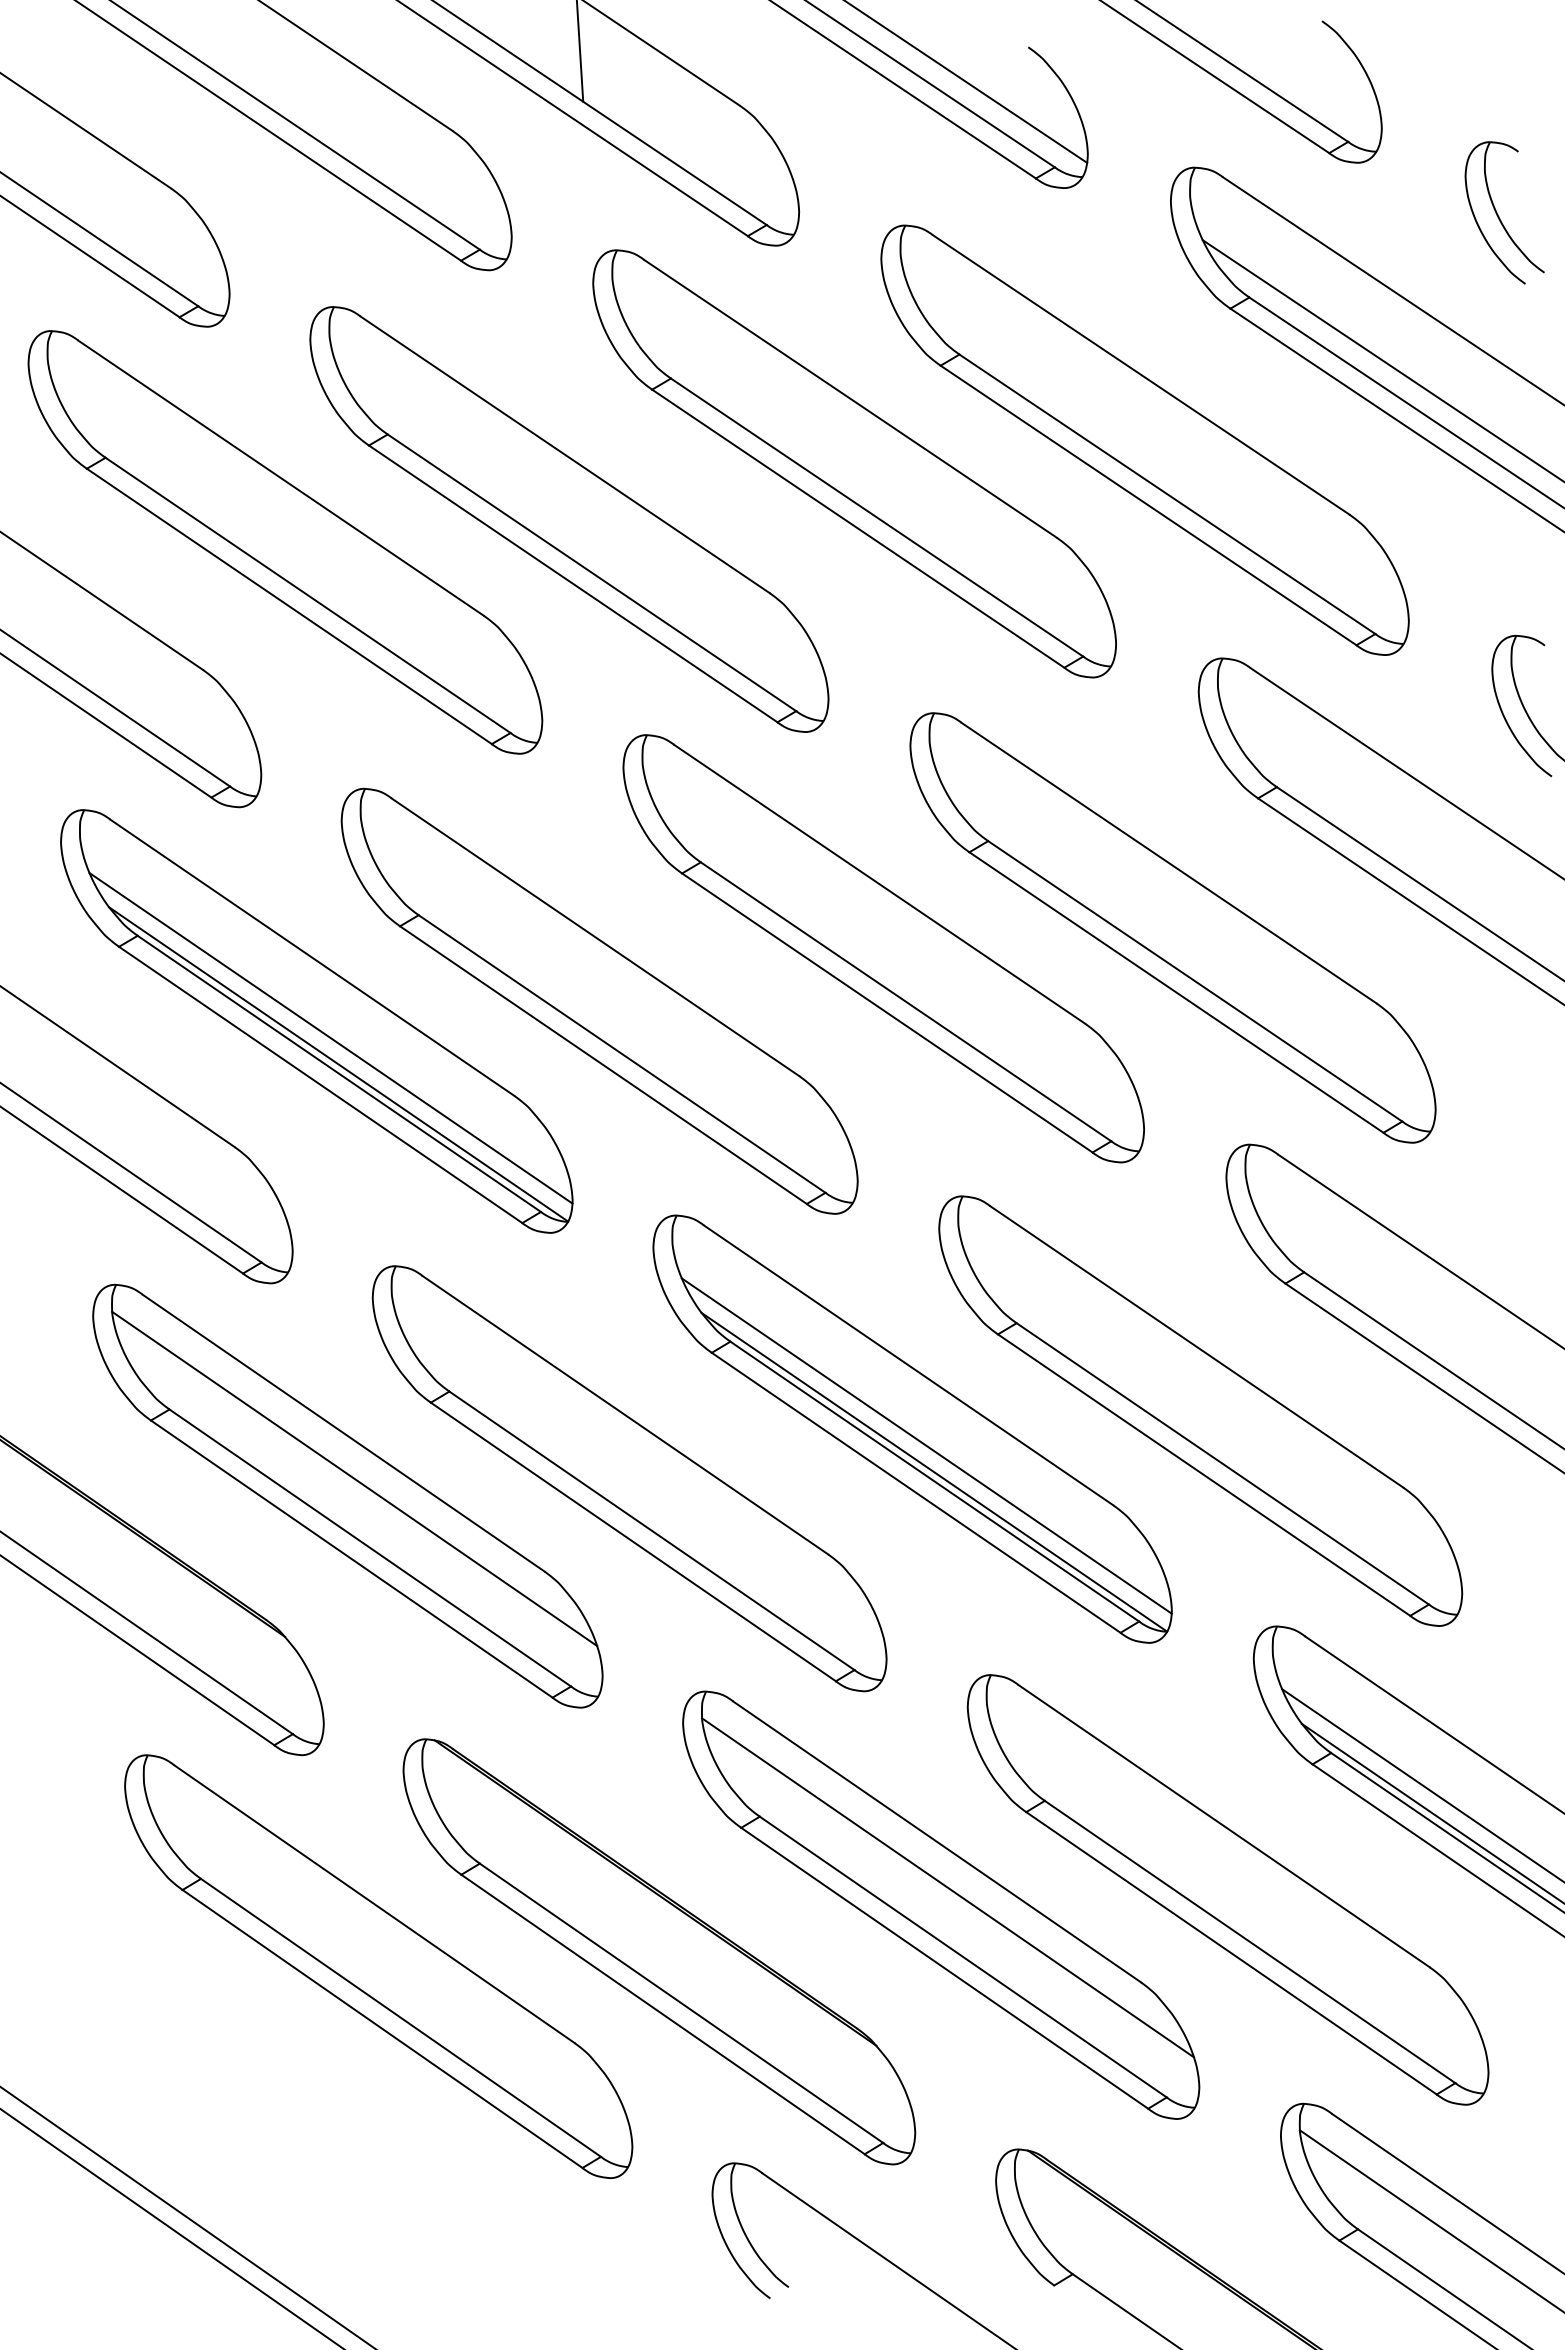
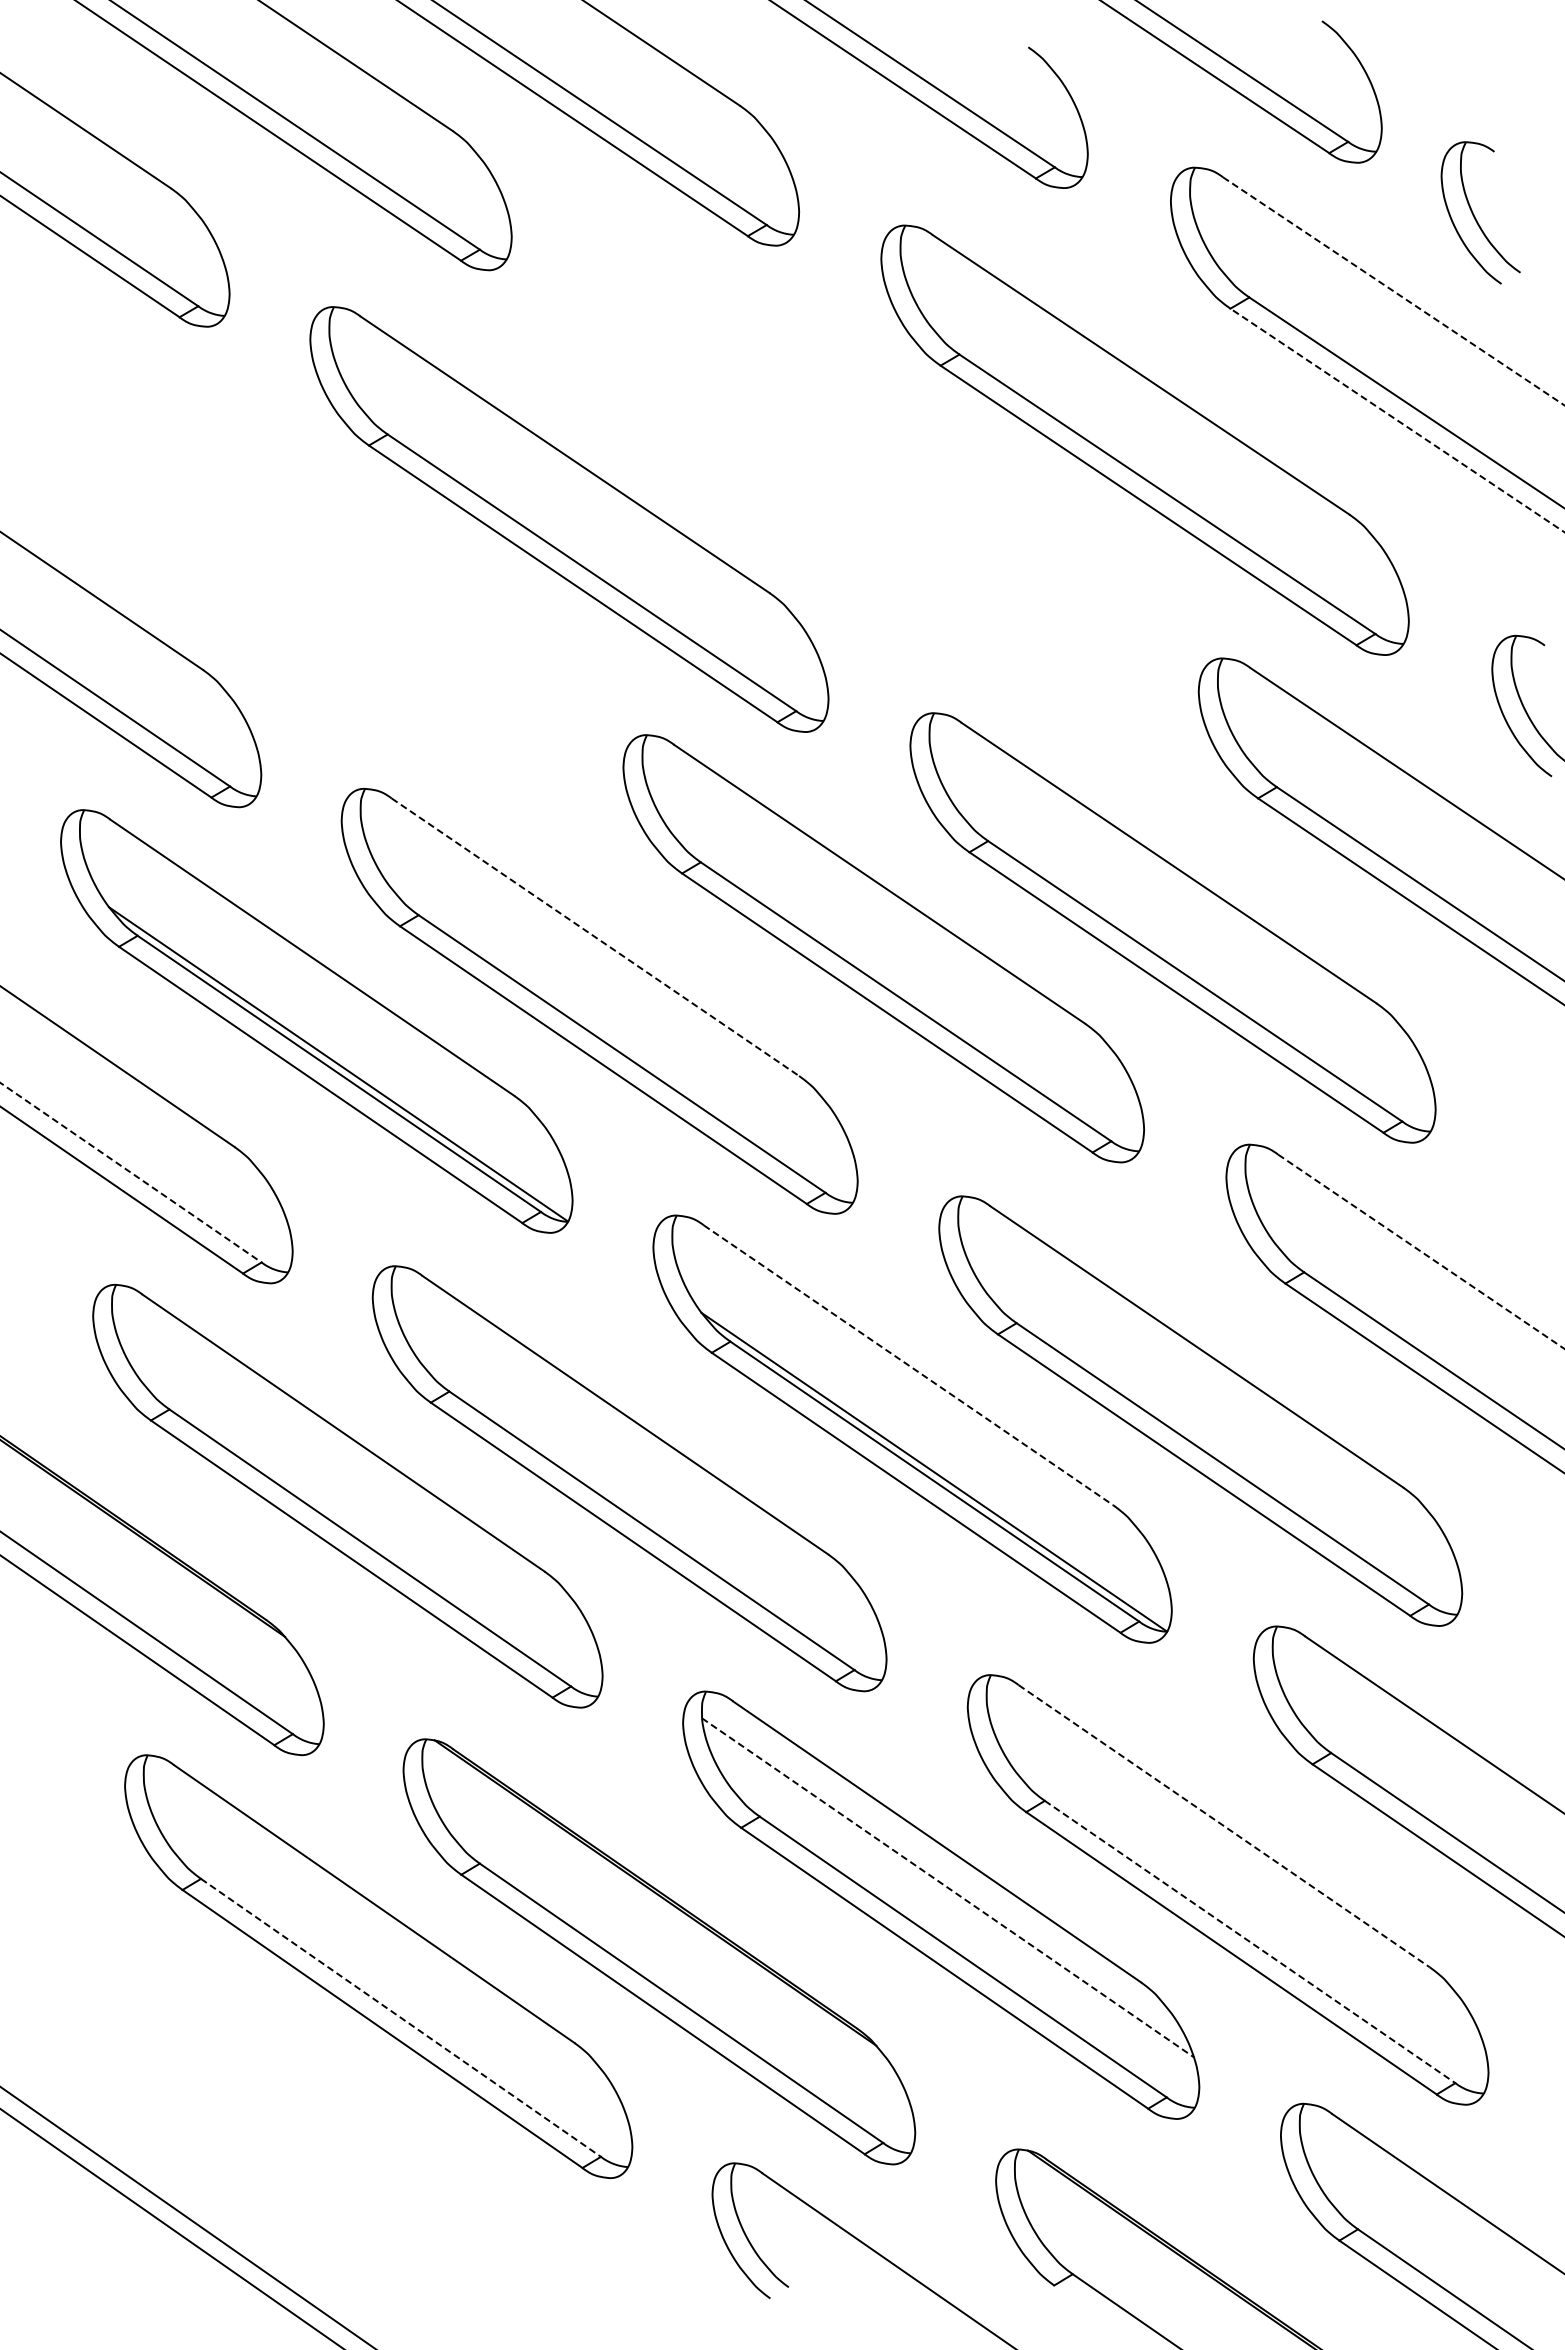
line: present -> none (580, 51)
line: present -> none (966, 82)
part position: (1498, 214) -> (1474, 214) (1474, 214)
line: solid -> dashed (1394, 291)
line: present -> none (1381, 360)
line: solid -> dashed (1397, 420)
part: present -> none (854, 463)
part: present -> none (285, 542)
line: solid -> dashed (595, 937)
line: present -> none (330, 1038)
line: solid -> dashed (130, 1172)
line: solid -> dashed (1422, 1252)
line: solid -> dashed (908, 1365)
line: present -> none (926, 1445)
line: present -> none (354, 1478)
line: present -> none (1421, 1784)
line: present -> none (1431, 1812)
line: solid -> dashed (1224, 1826)
line: solid -> dashed (948, 1887)
line: solid -> dashed (1250, 1942)
line: solid -> dashed (401, 2017)
line: present -> none (1430, 2220)
